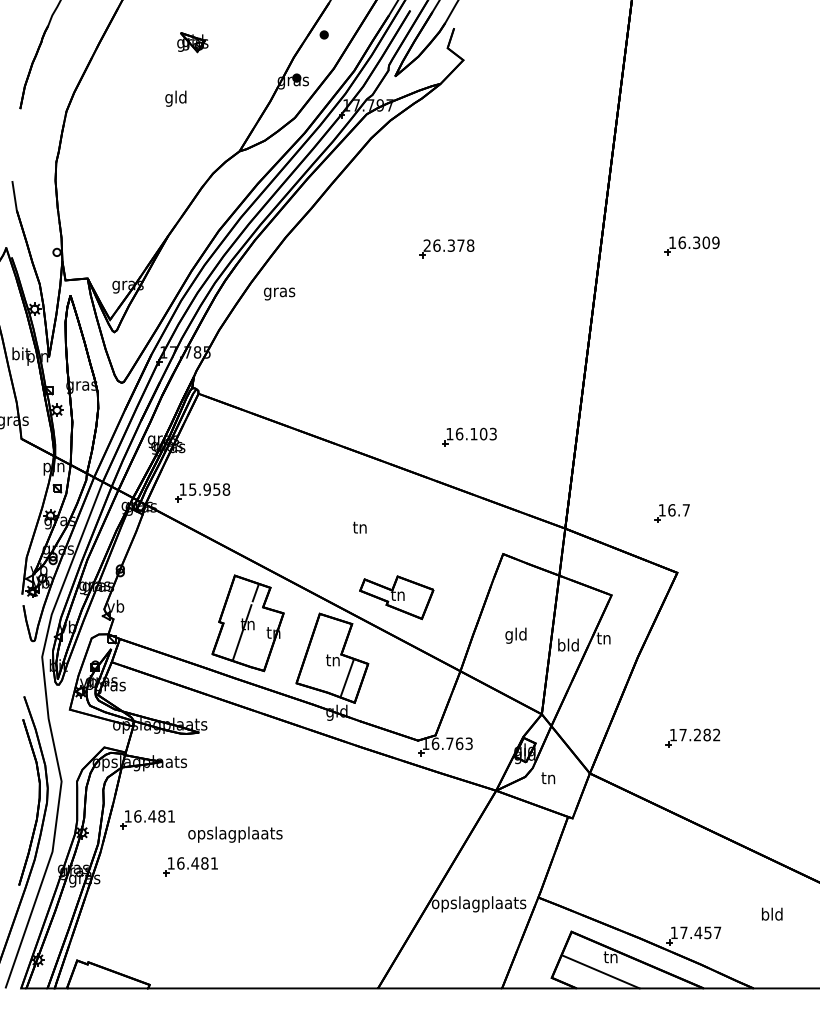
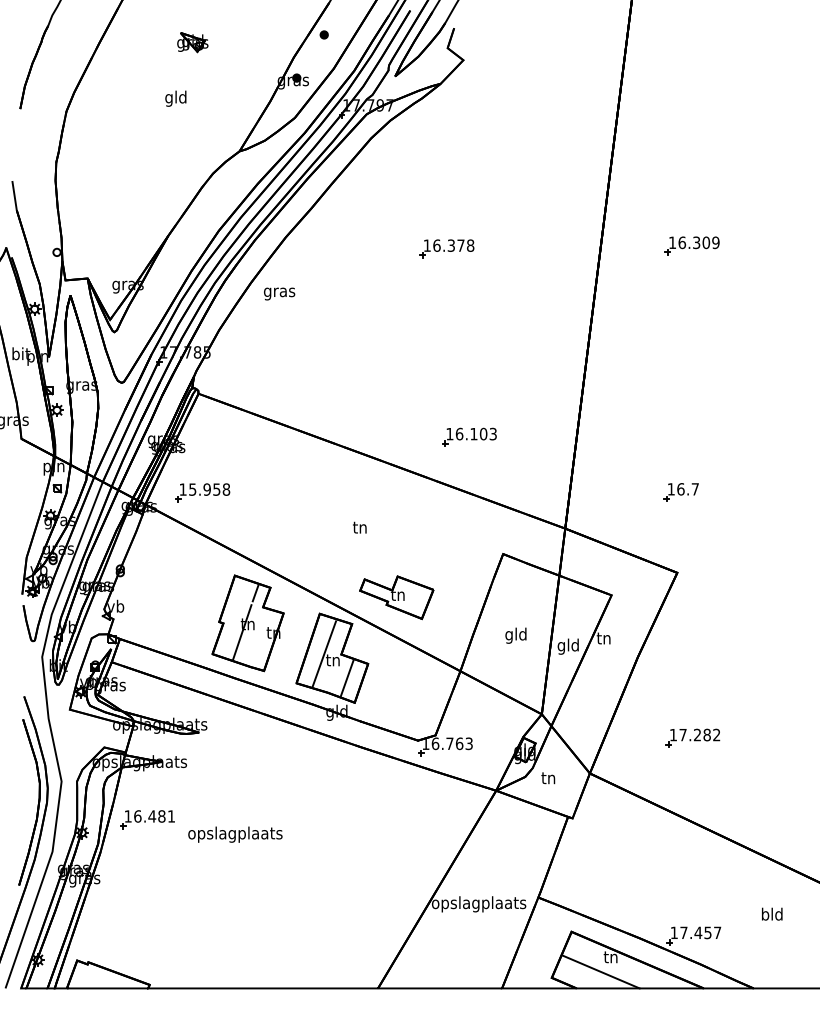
text: 26.378 -> 16.378 (426, 245)
part position: (671, 513) -> (680, 492) (680, 492)
text: bld -> gld (561, 646)
line: none -> present (324, 654)
part: present -> none (190, 866)
